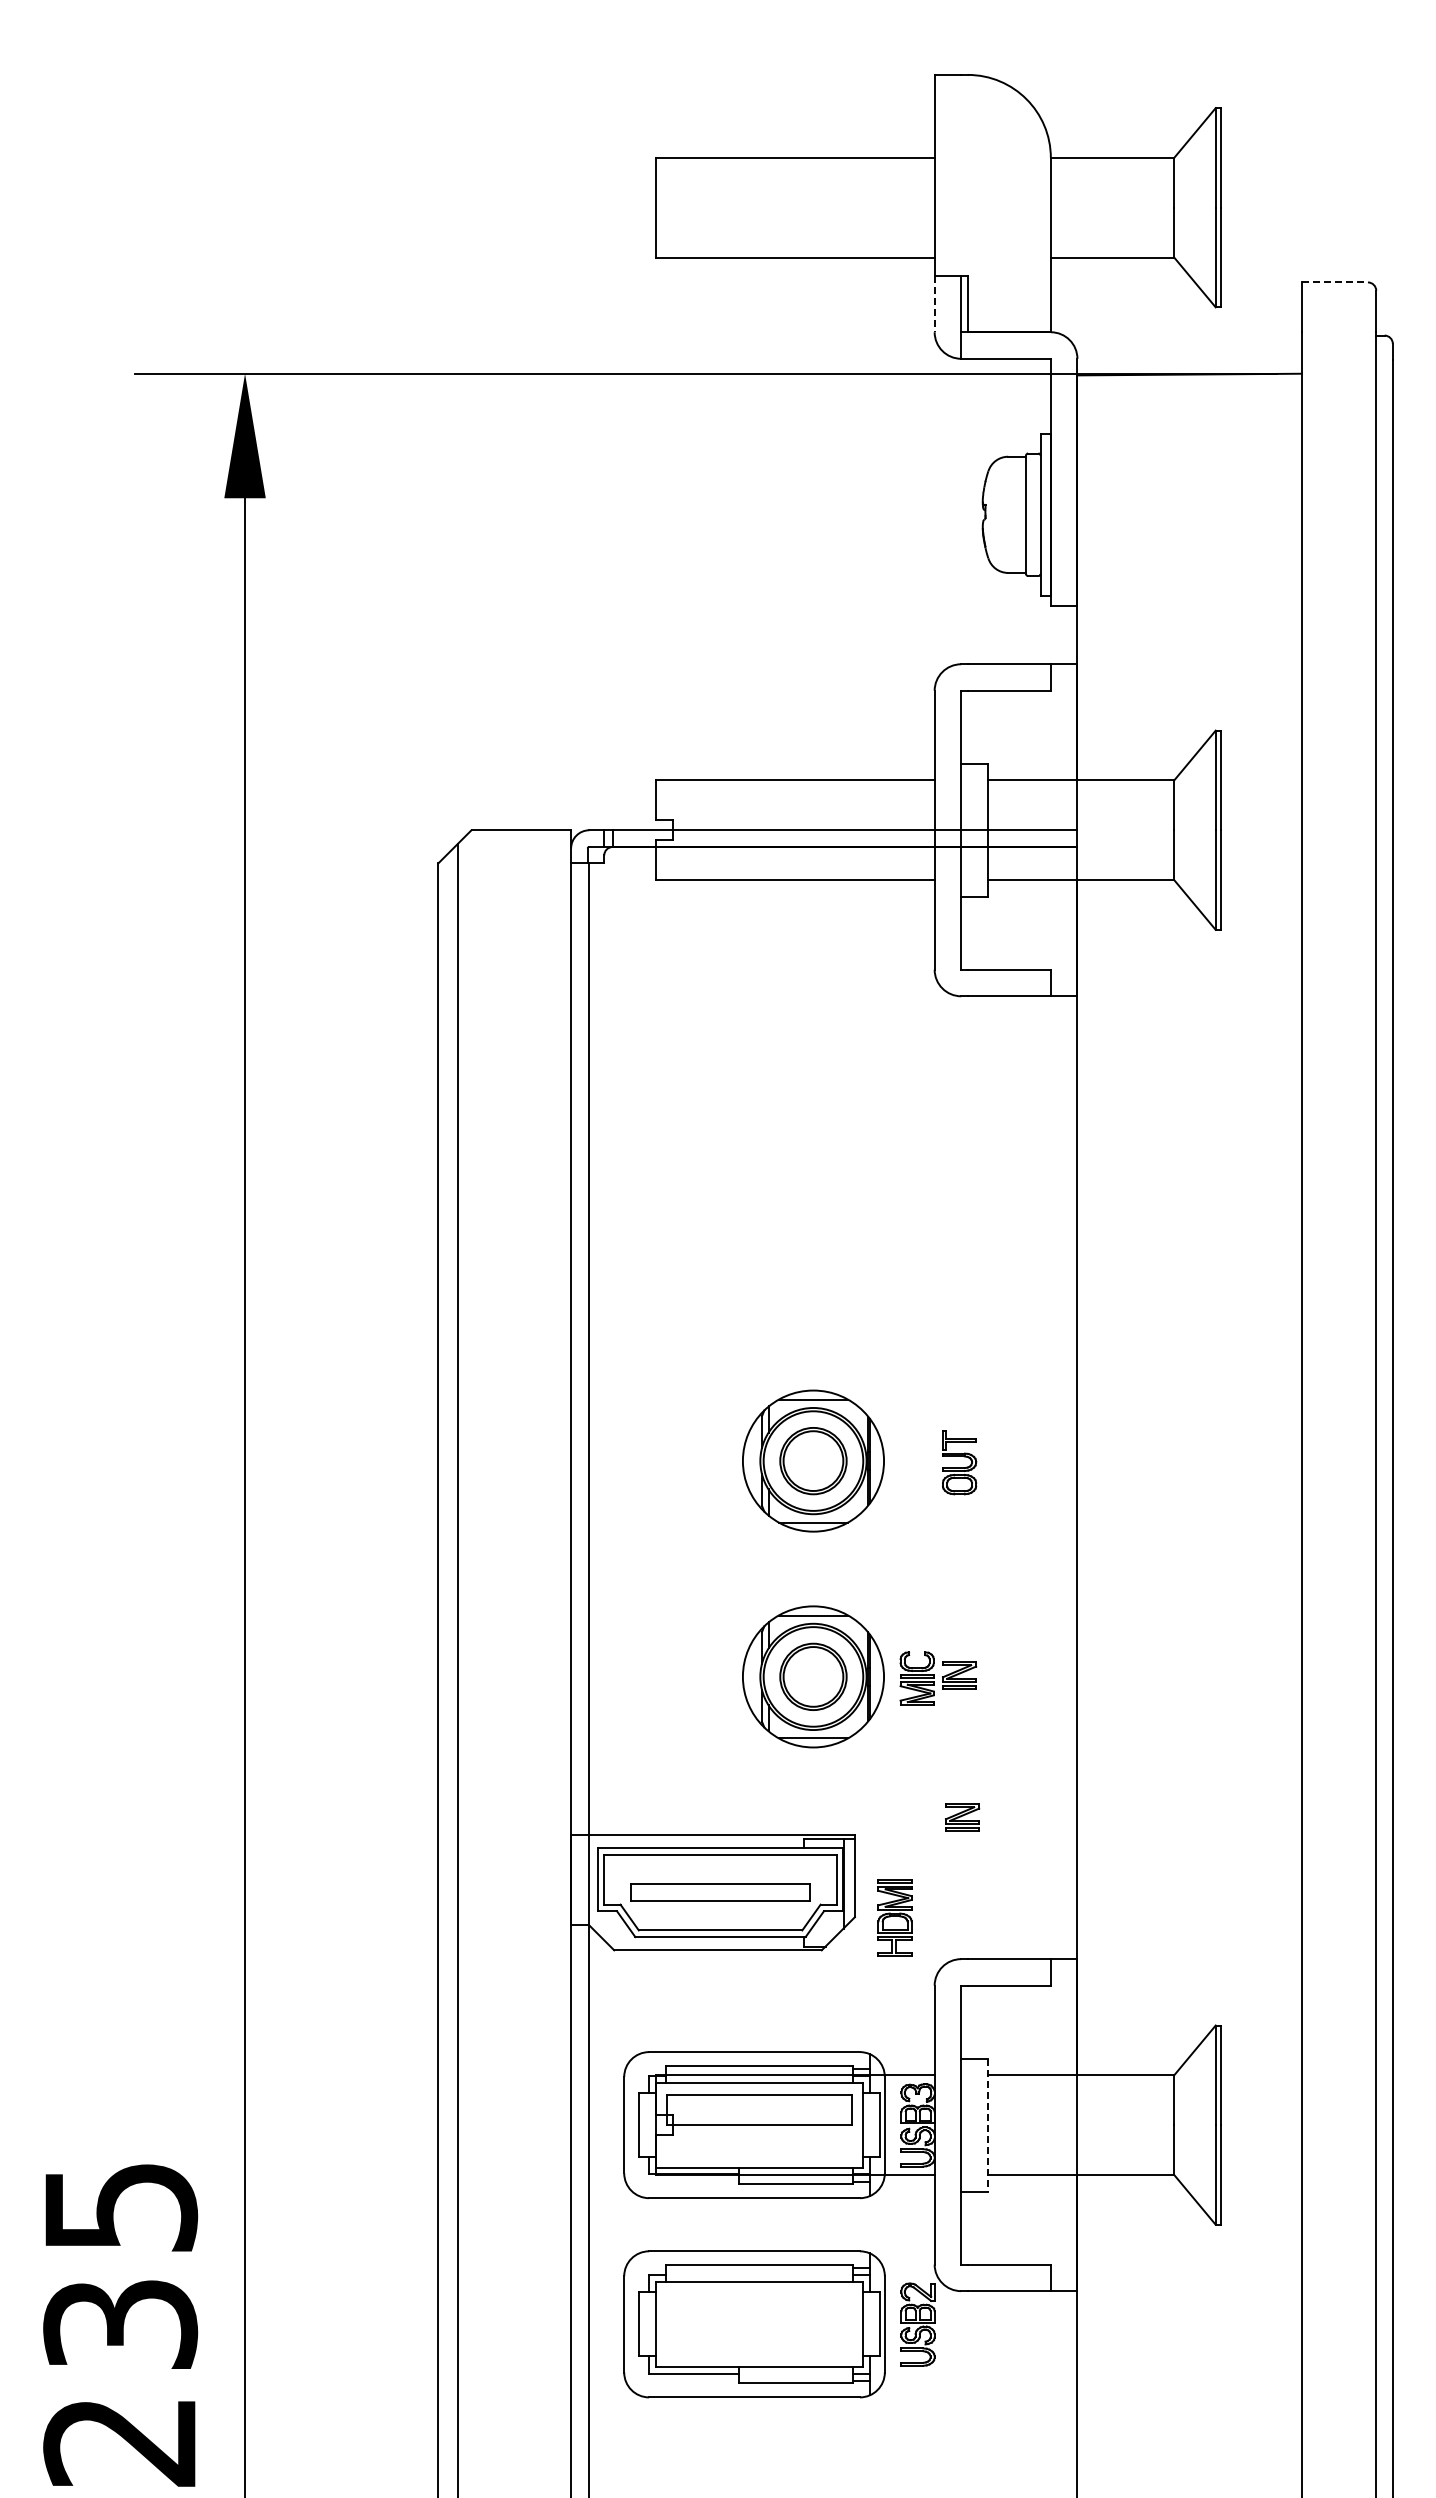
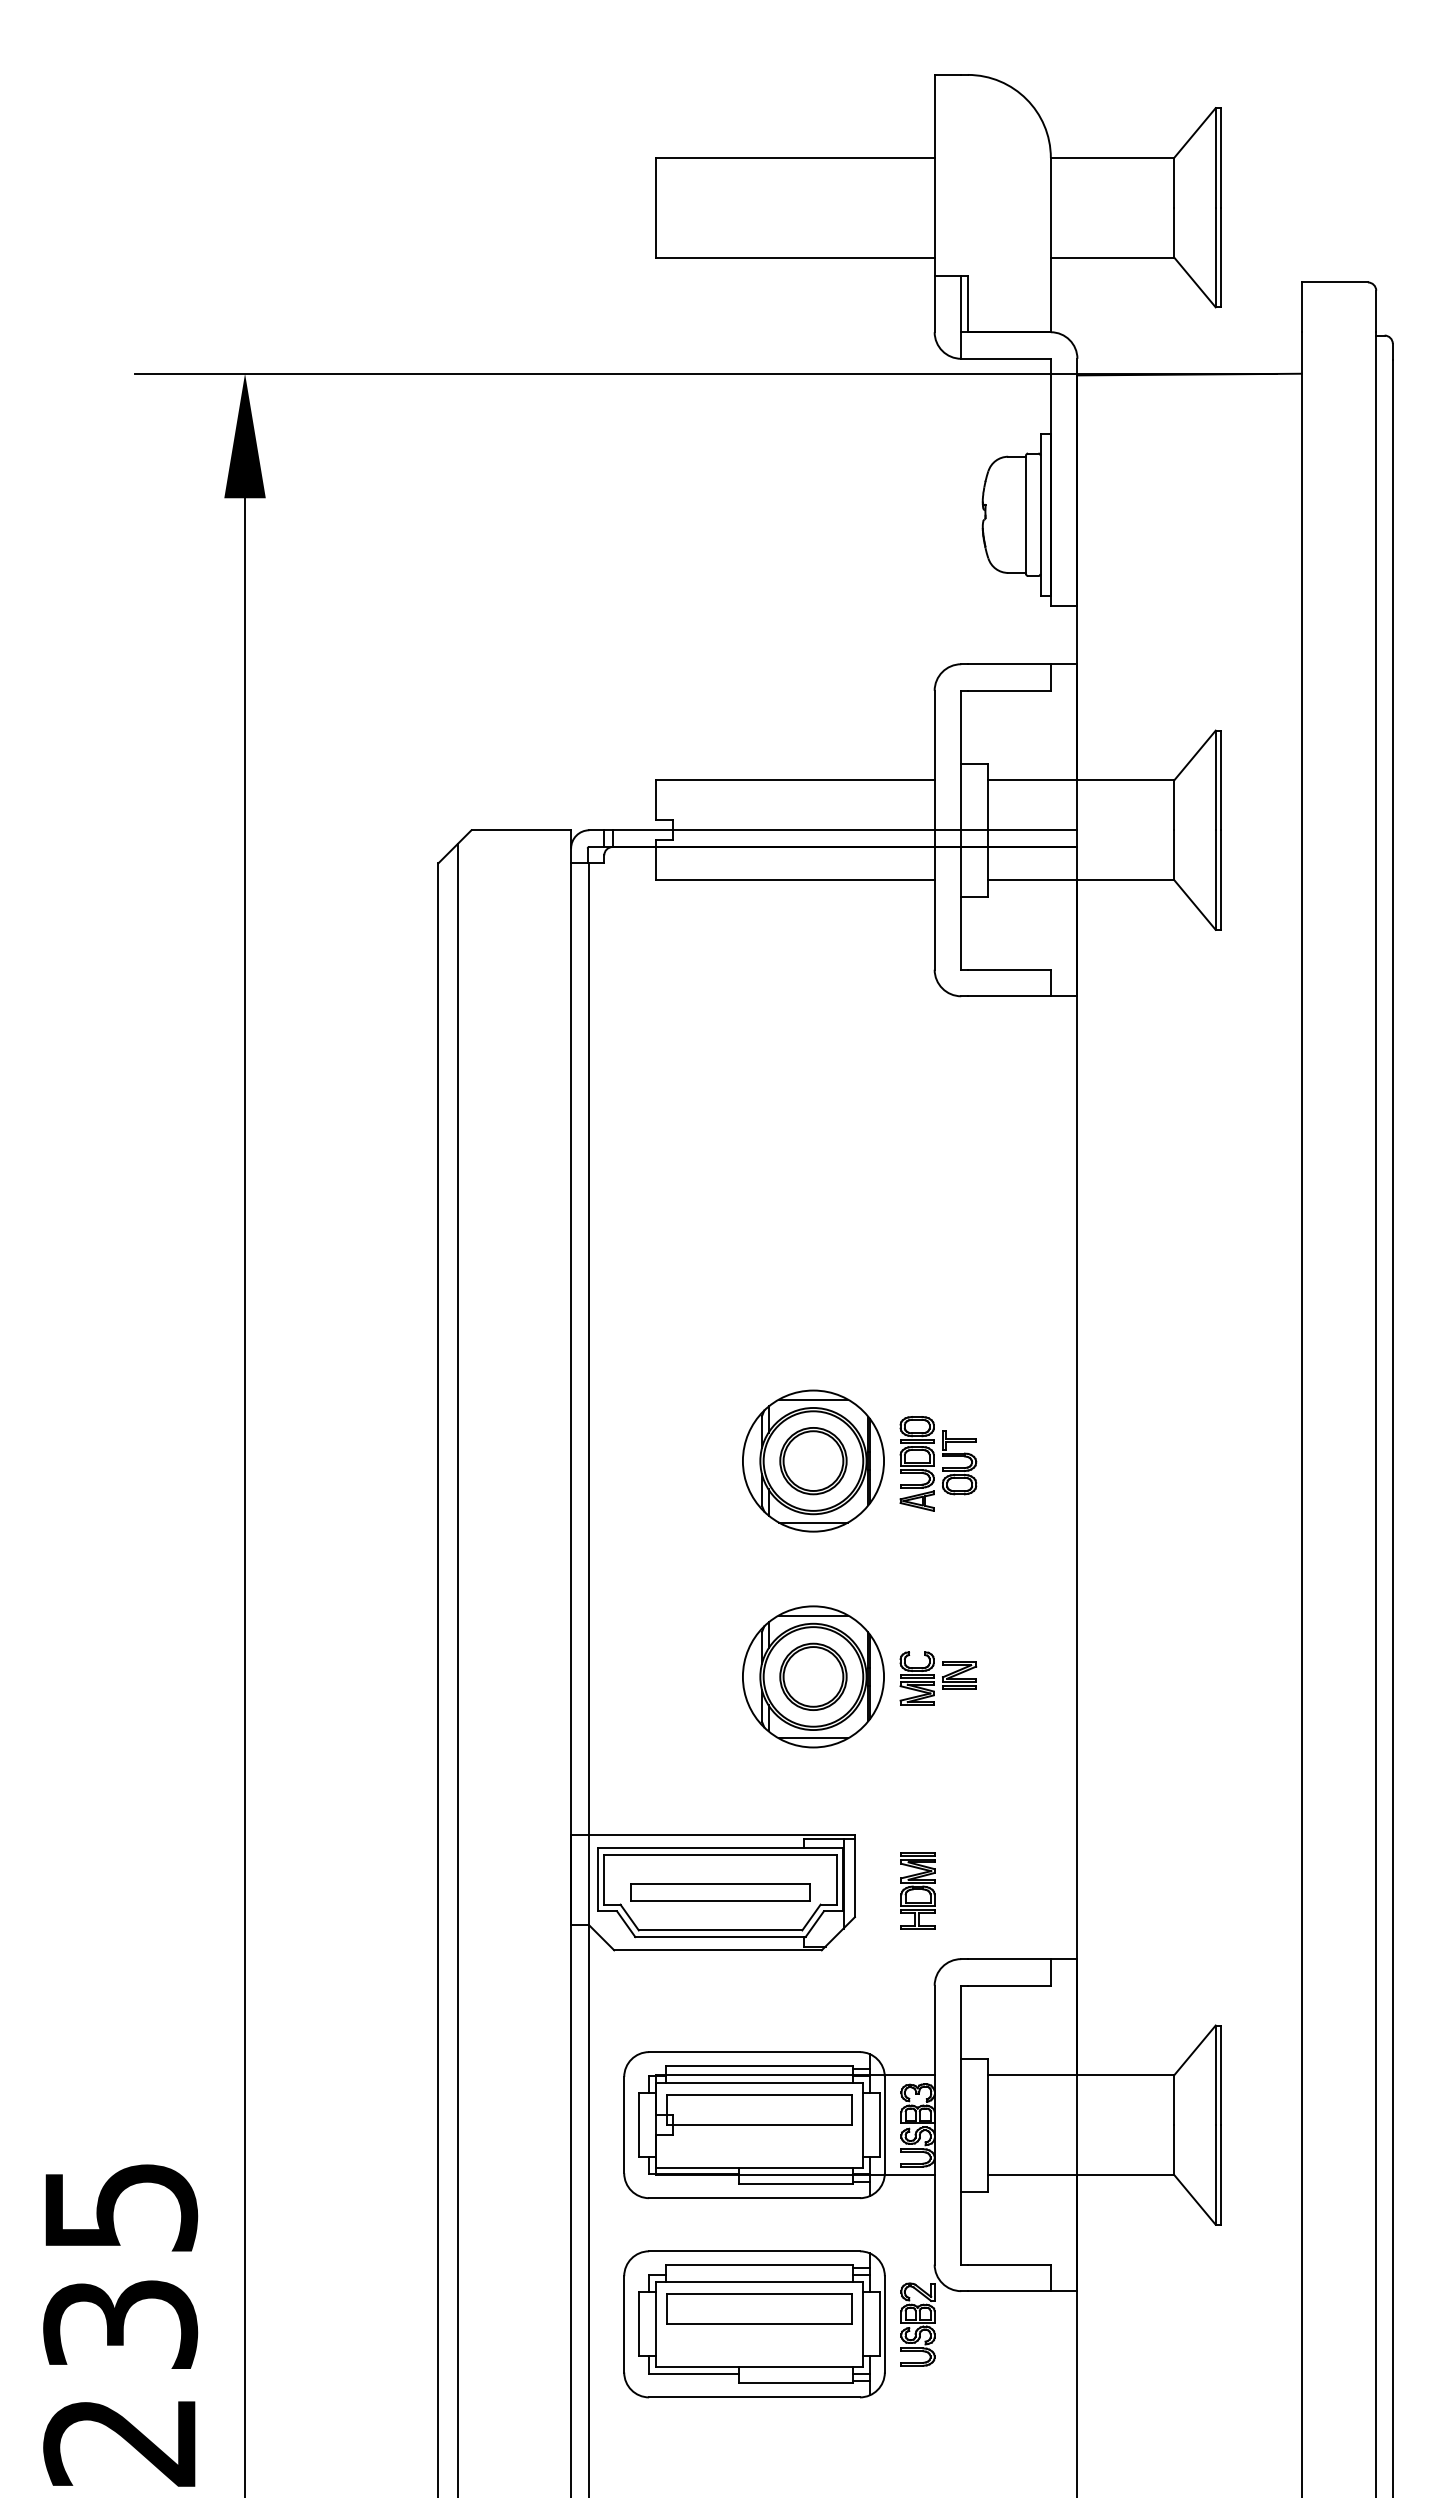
line: dashed -> solid (1335, 282)
line: dashed -> solid (934, 304)
part: none -> present (916, 1463)
part: present -> none (962, 1817)
part position: (894, 1917) -> (917, 1890) (917, 1890)
line: dashed -> solid (987, 2125)
part: none -> present (759, 2308)
